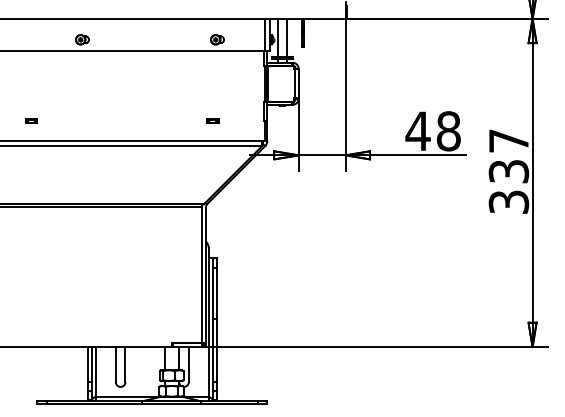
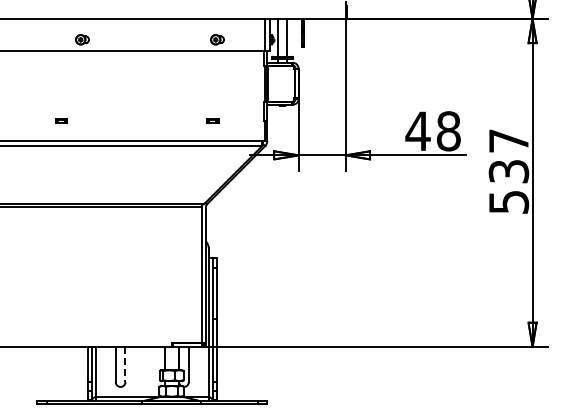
part position: (31, 120) -> (61, 120) (61, 120)
text: 337 -> 537 (508, 201)
line: solid -> dashed (125, 364)
